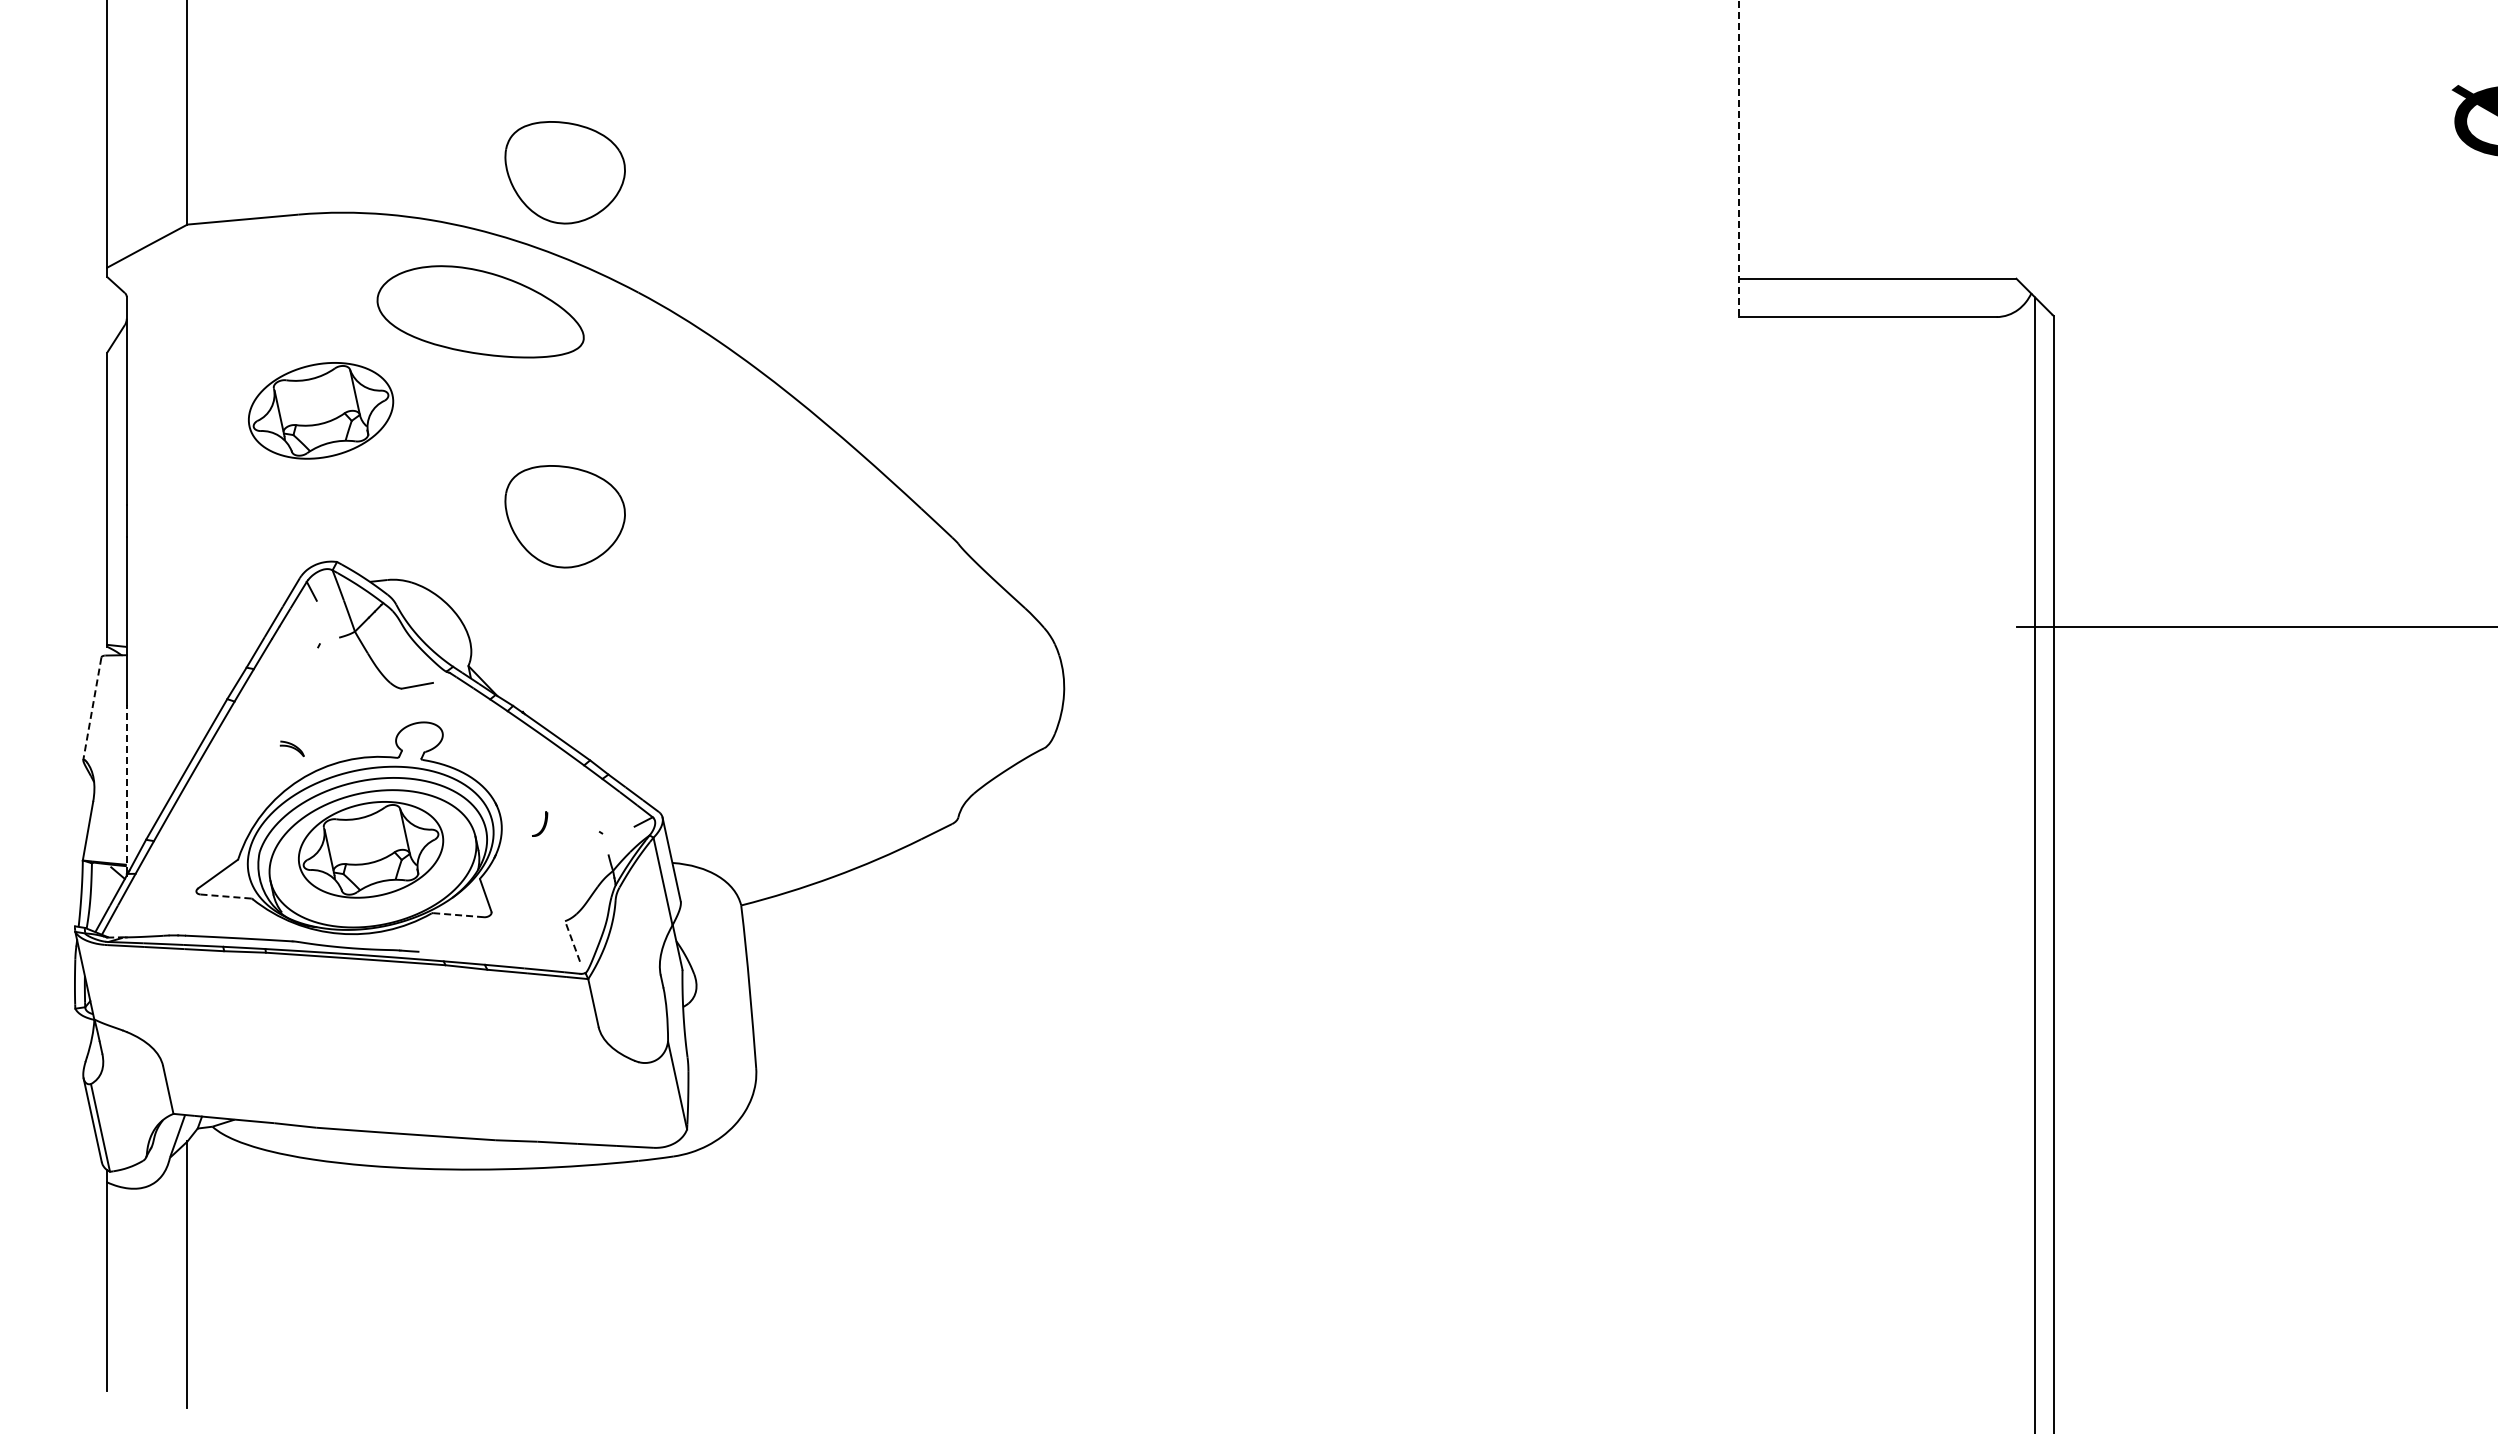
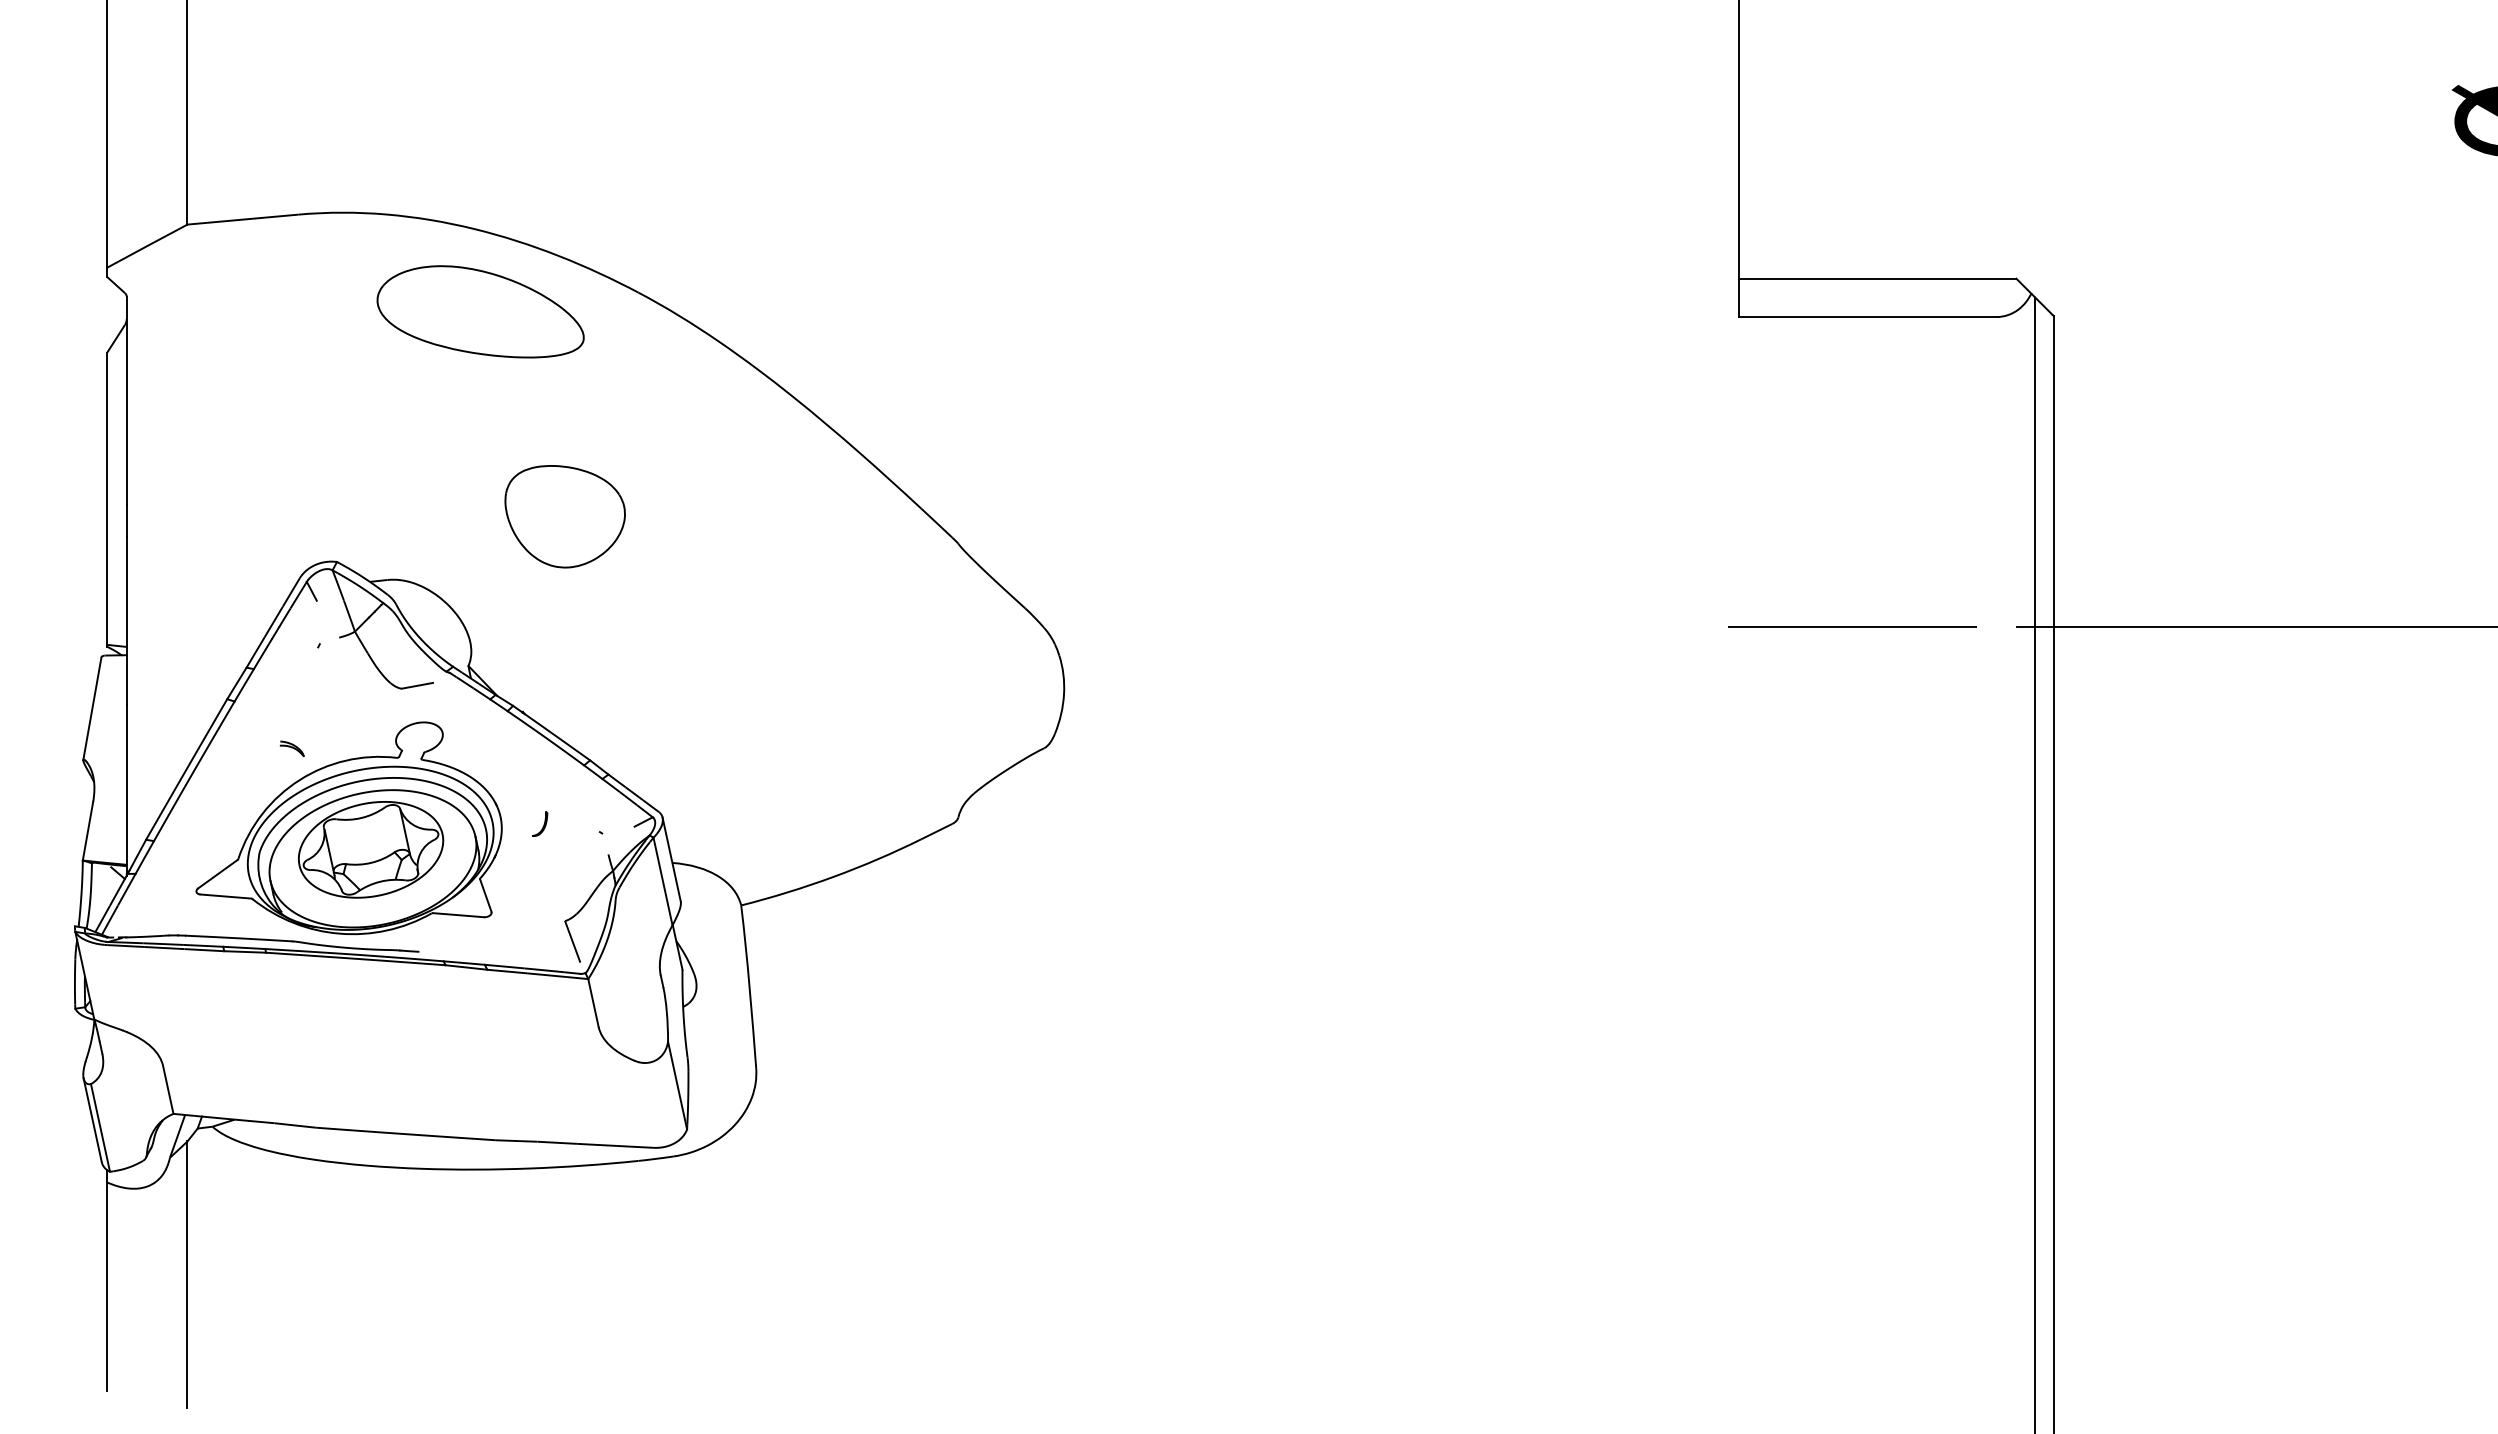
line: dashed -> solid (1739, 159)
part: present -> none (564, 172)
part: present -> none (321, 410)
line: none -> present (1852, 627)
line: dashed -> solid (92, 708)
line: dashed -> solid (126, 789)
line: dashed -> solid (225, 896)
line: dashed -> solid (458, 915)
line: dashed -> solid (572, 941)
